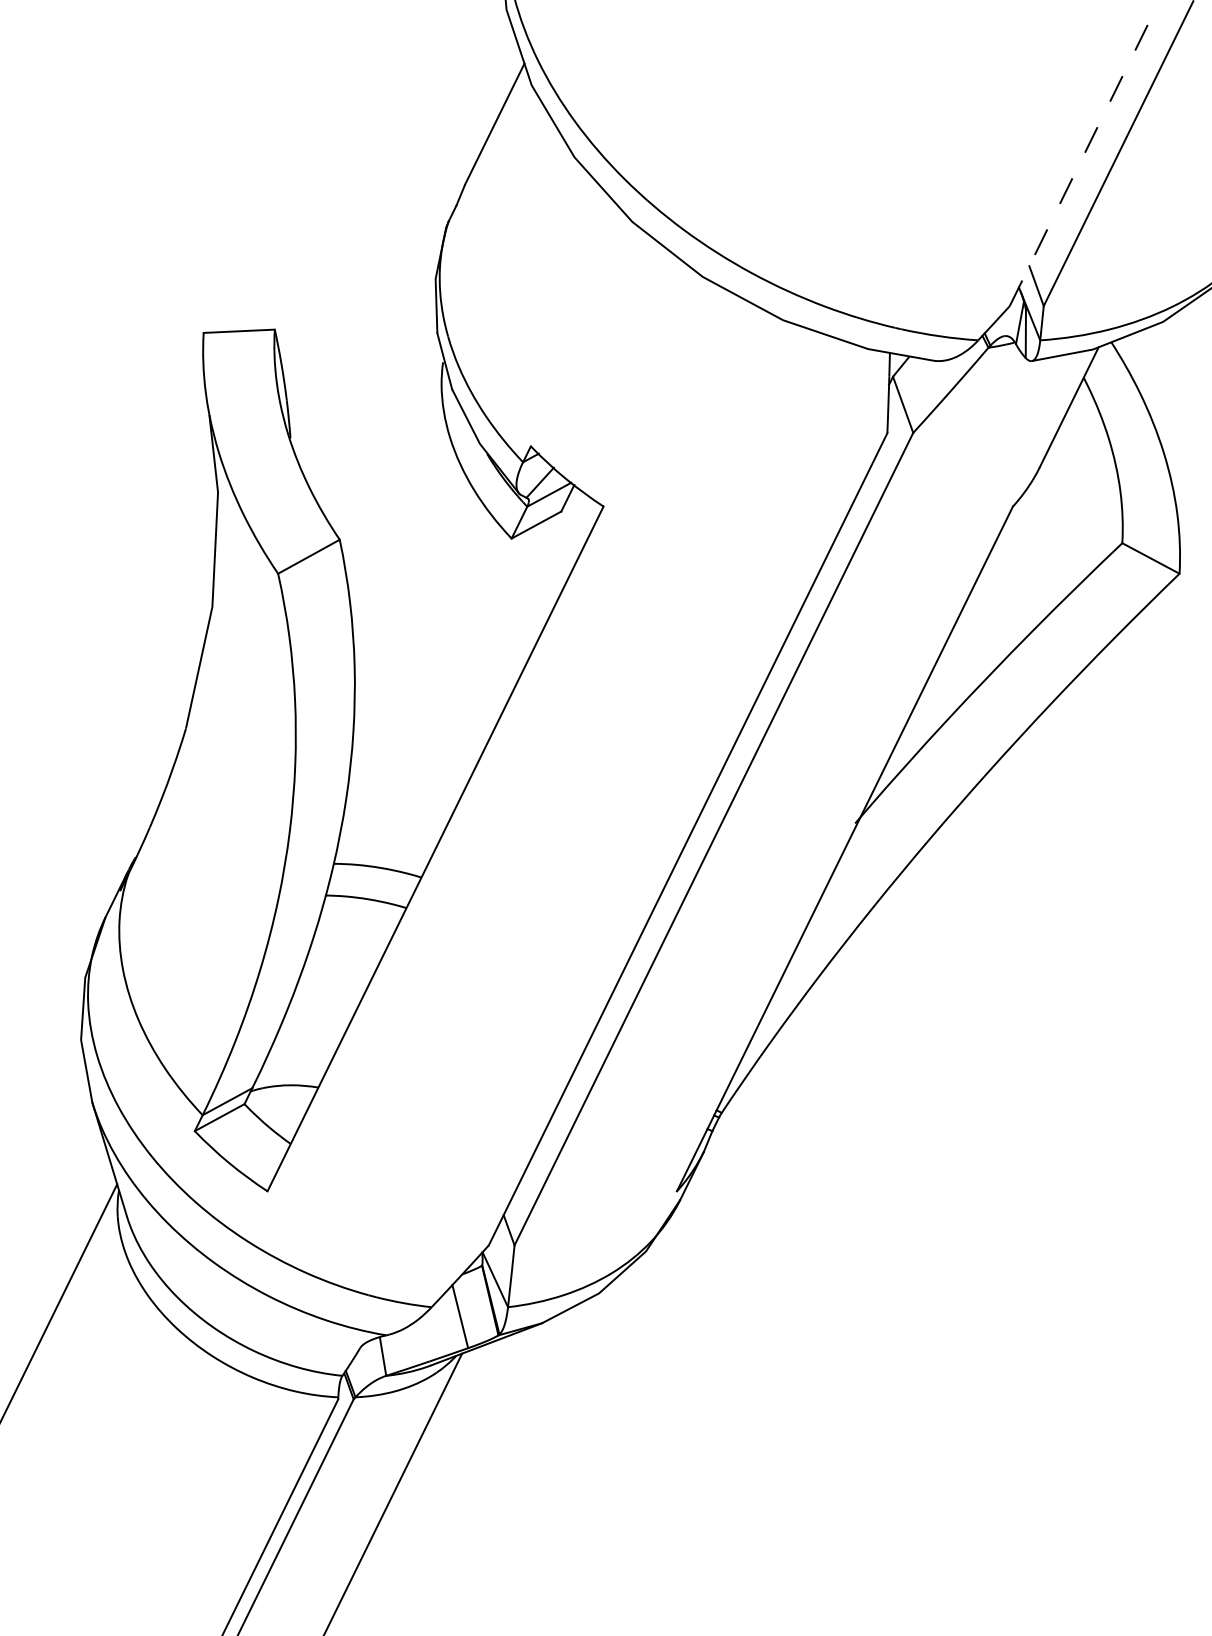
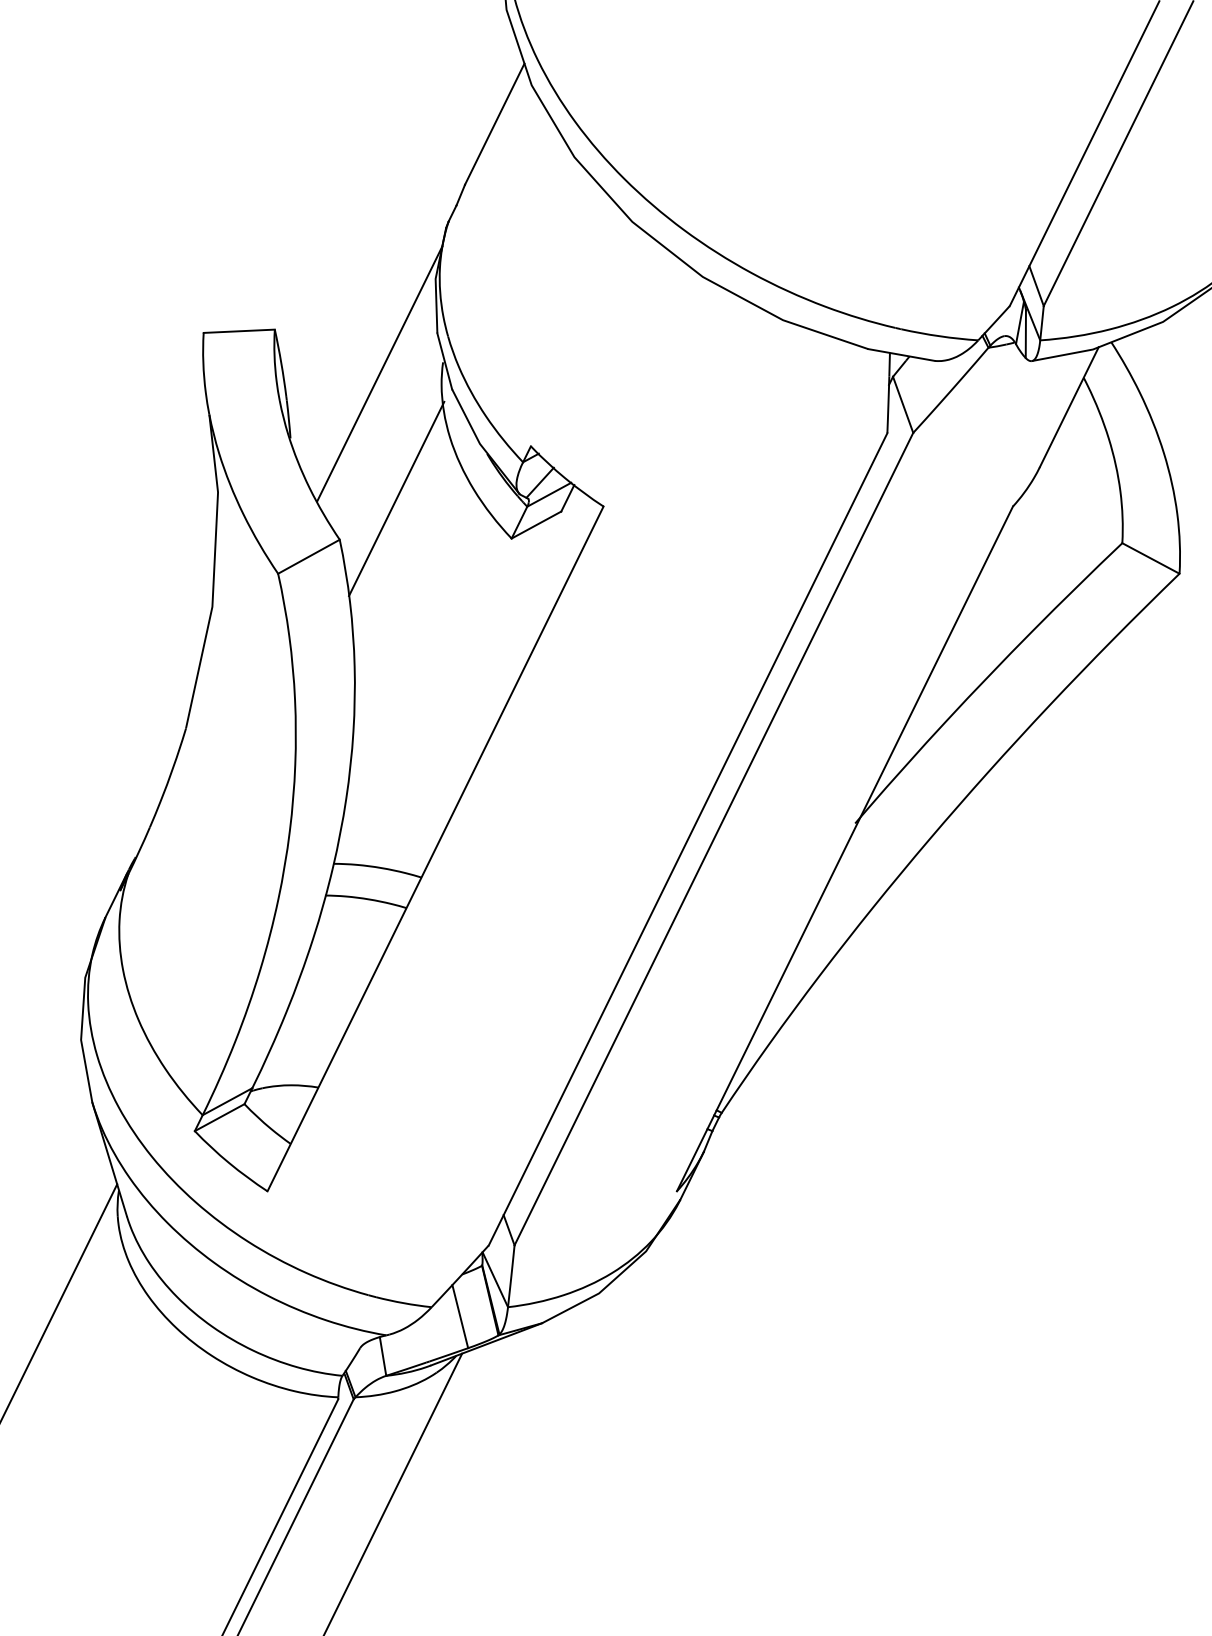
line: dashed -> solid (1084, 153)
line: none -> present (379, 373)
line: none -> present (396, 498)
